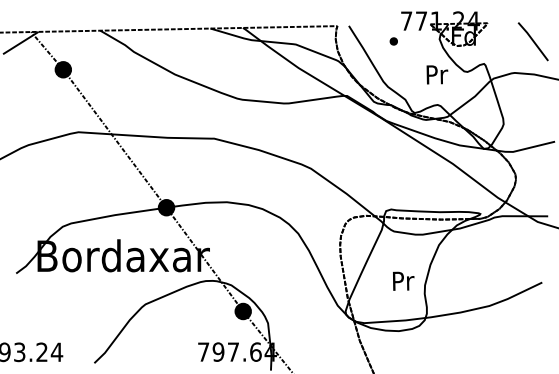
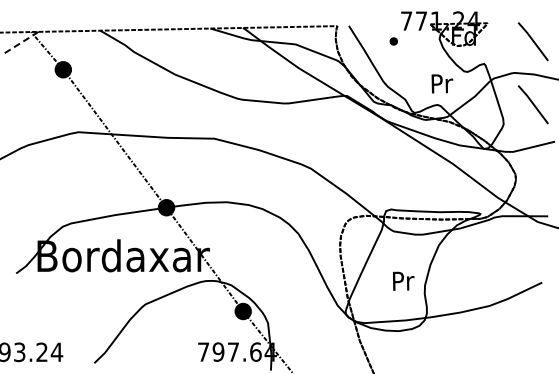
line: solid -> dashed (20, 43)
text position: (437, 74) -> (442, 83) (442, 83)
line: none -> present (532, 104)
